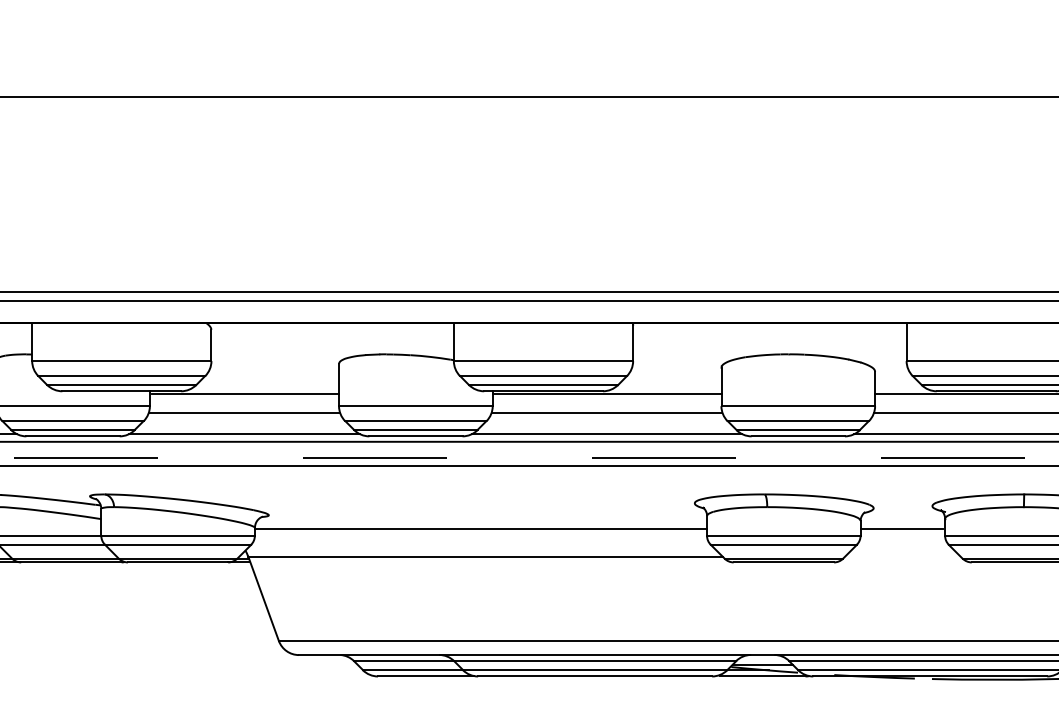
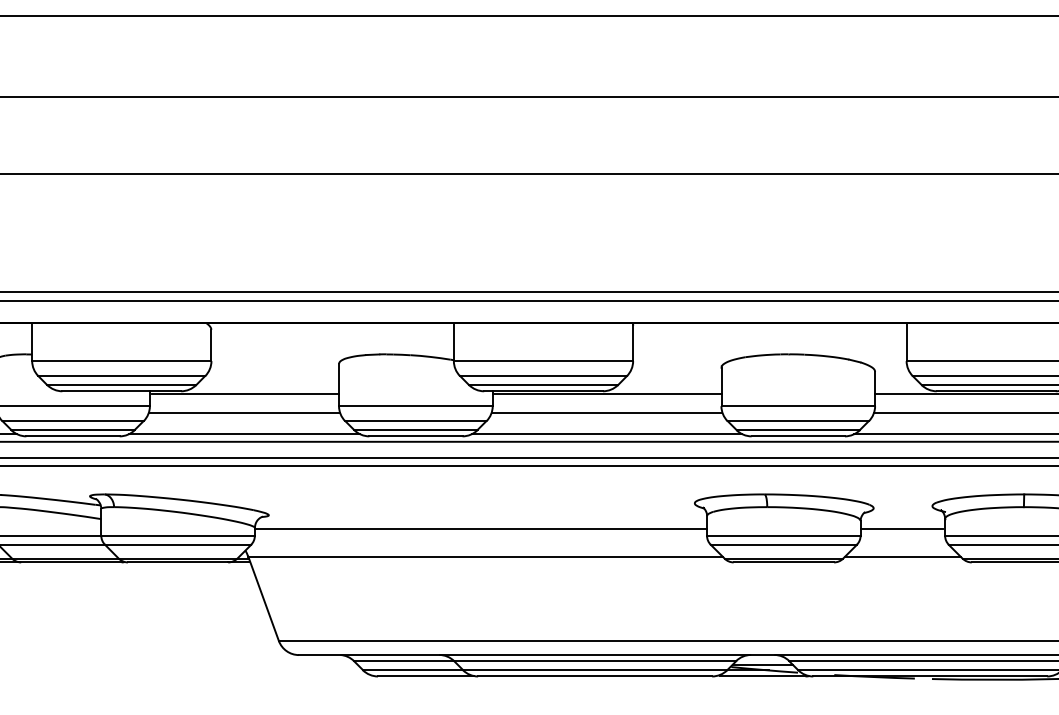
line: none -> present (528, 15)
line: none -> present (528, 173)
line: dashed -> solid (529, 458)
line: none -> present (902, 556)
